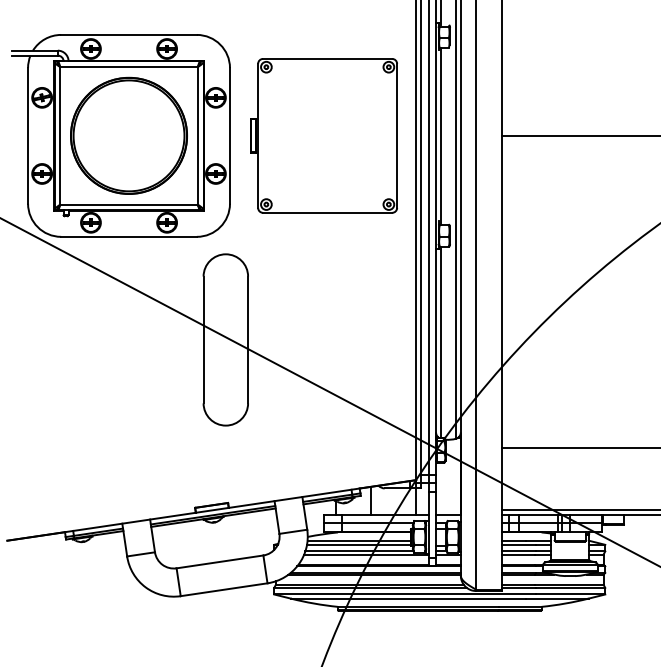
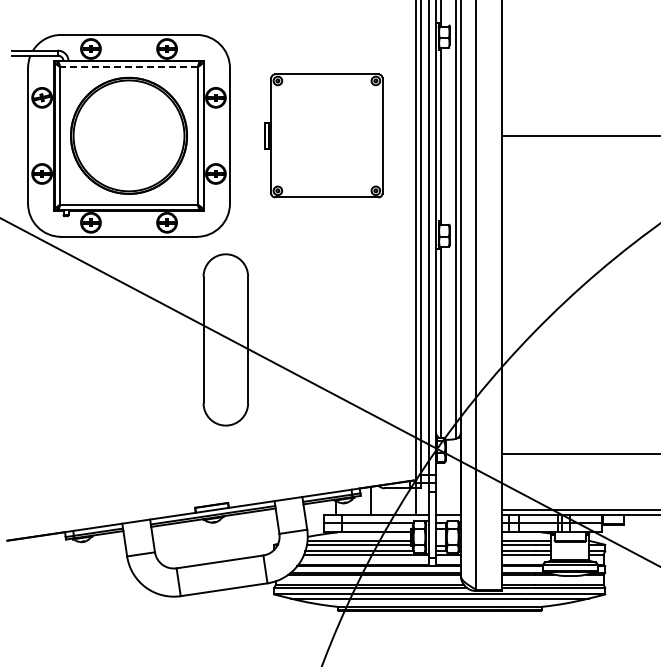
line: solid -> dashed (129, 67)
part size: 148x156 px -> 120x126 px (323, 135)
line position: (579, 447) -> (579, 453) (579, 453)
